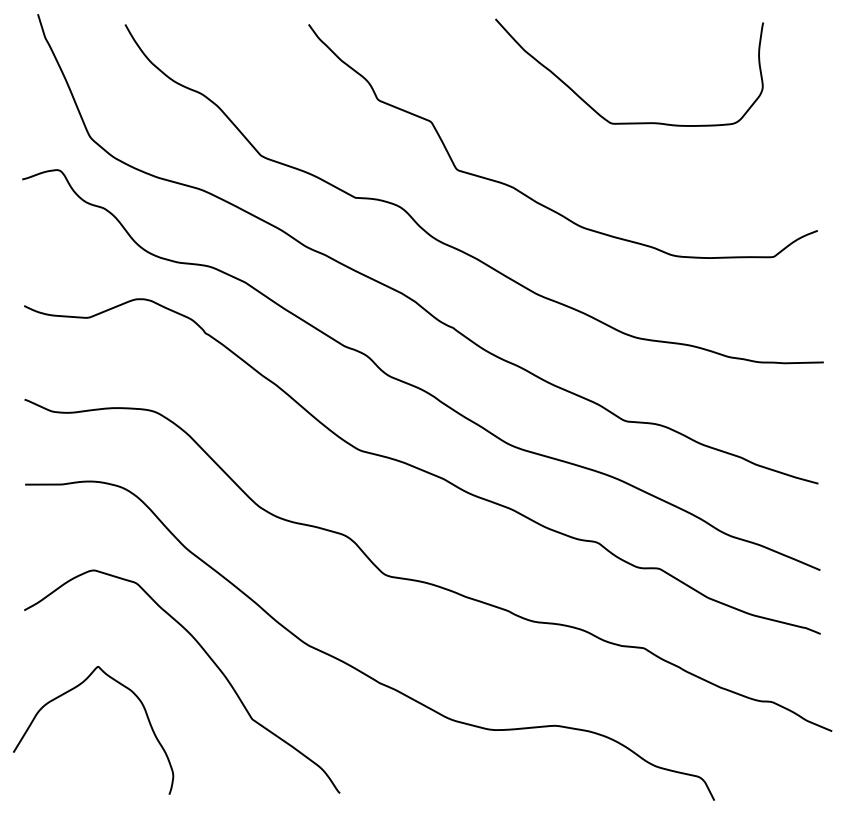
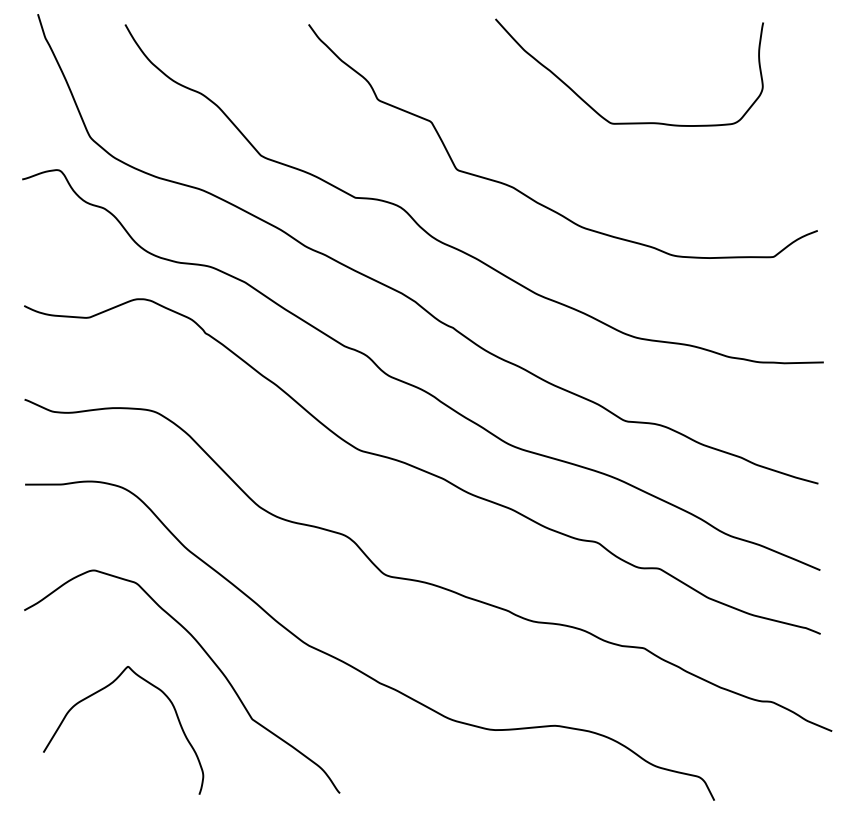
curve position: (72, 690) -> (102, 690) (102, 690)
